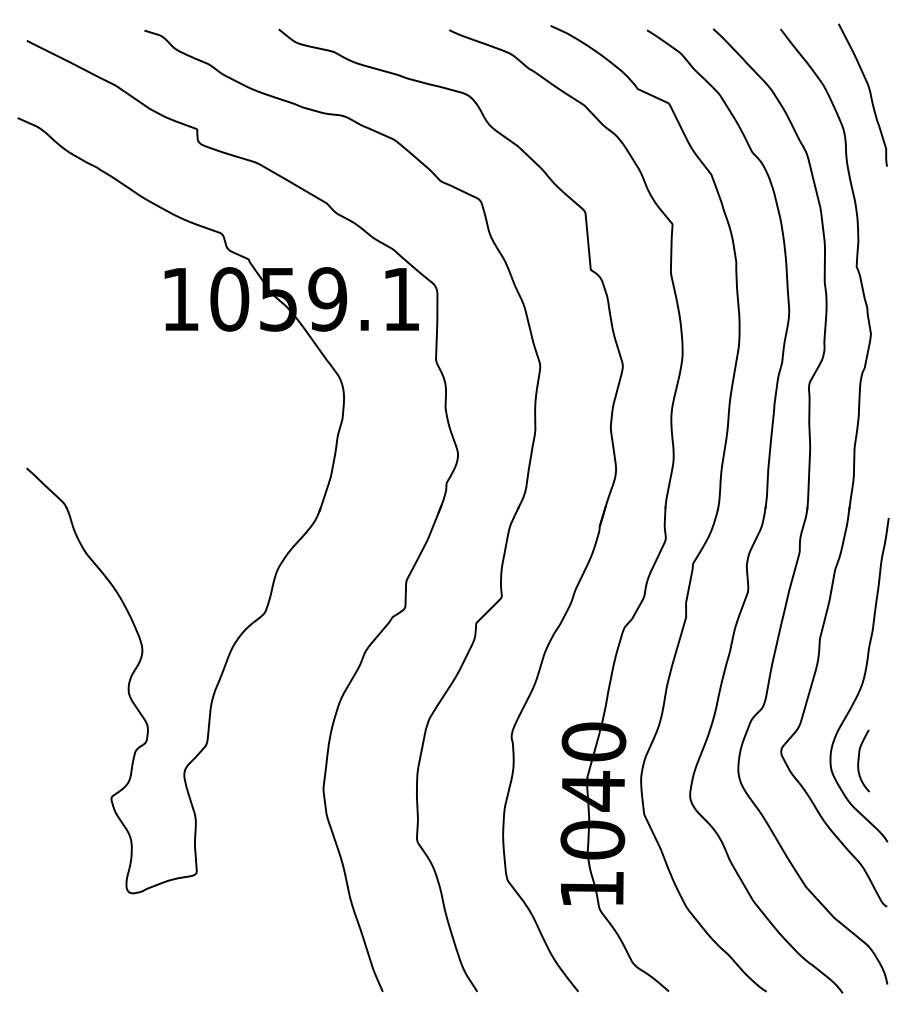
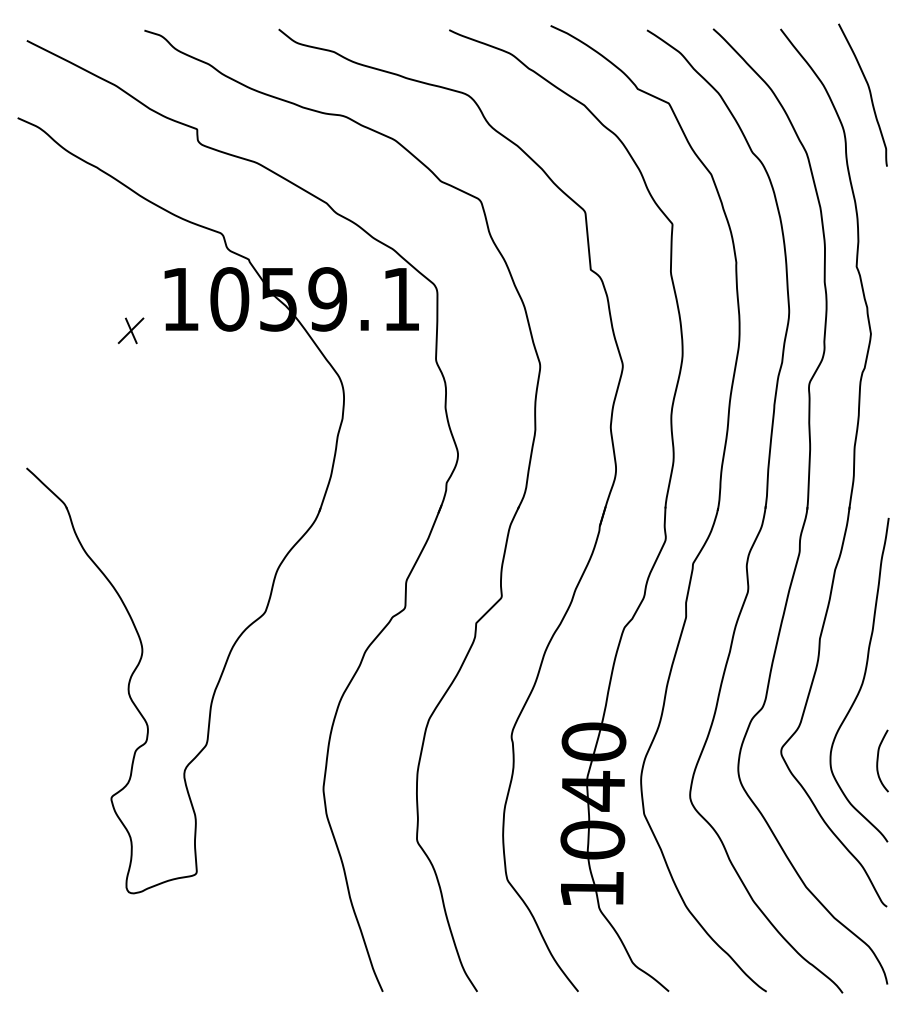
part: none -> present (130, 330)
curve position: (859, 760) -> (878, 760) (878, 760)
